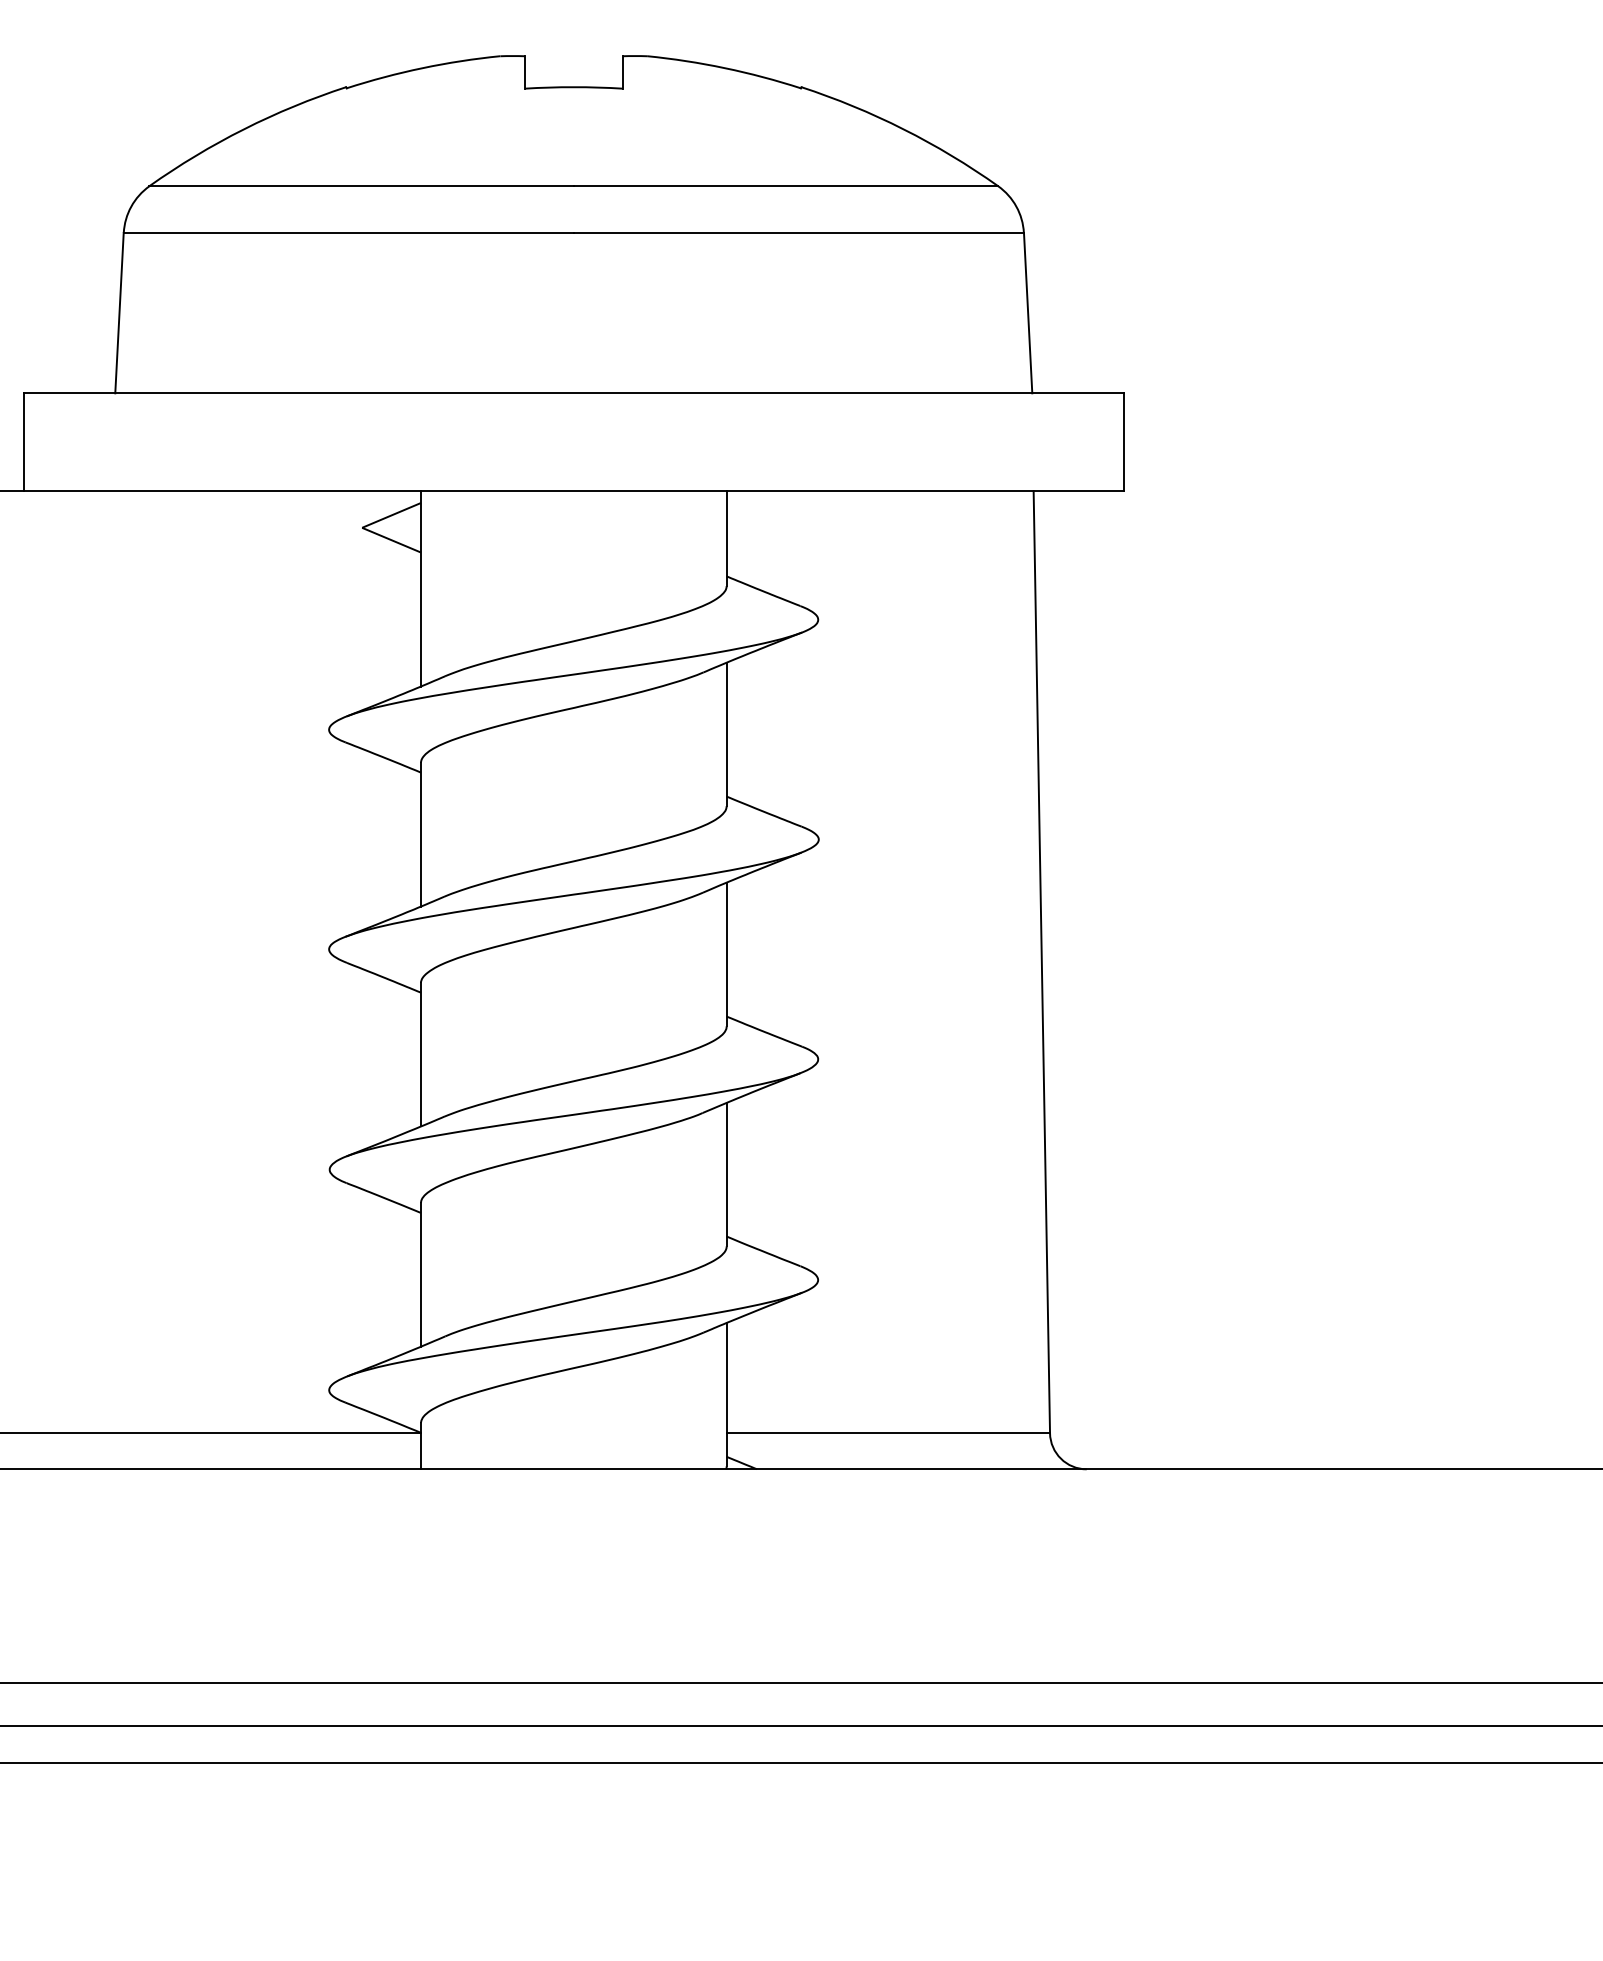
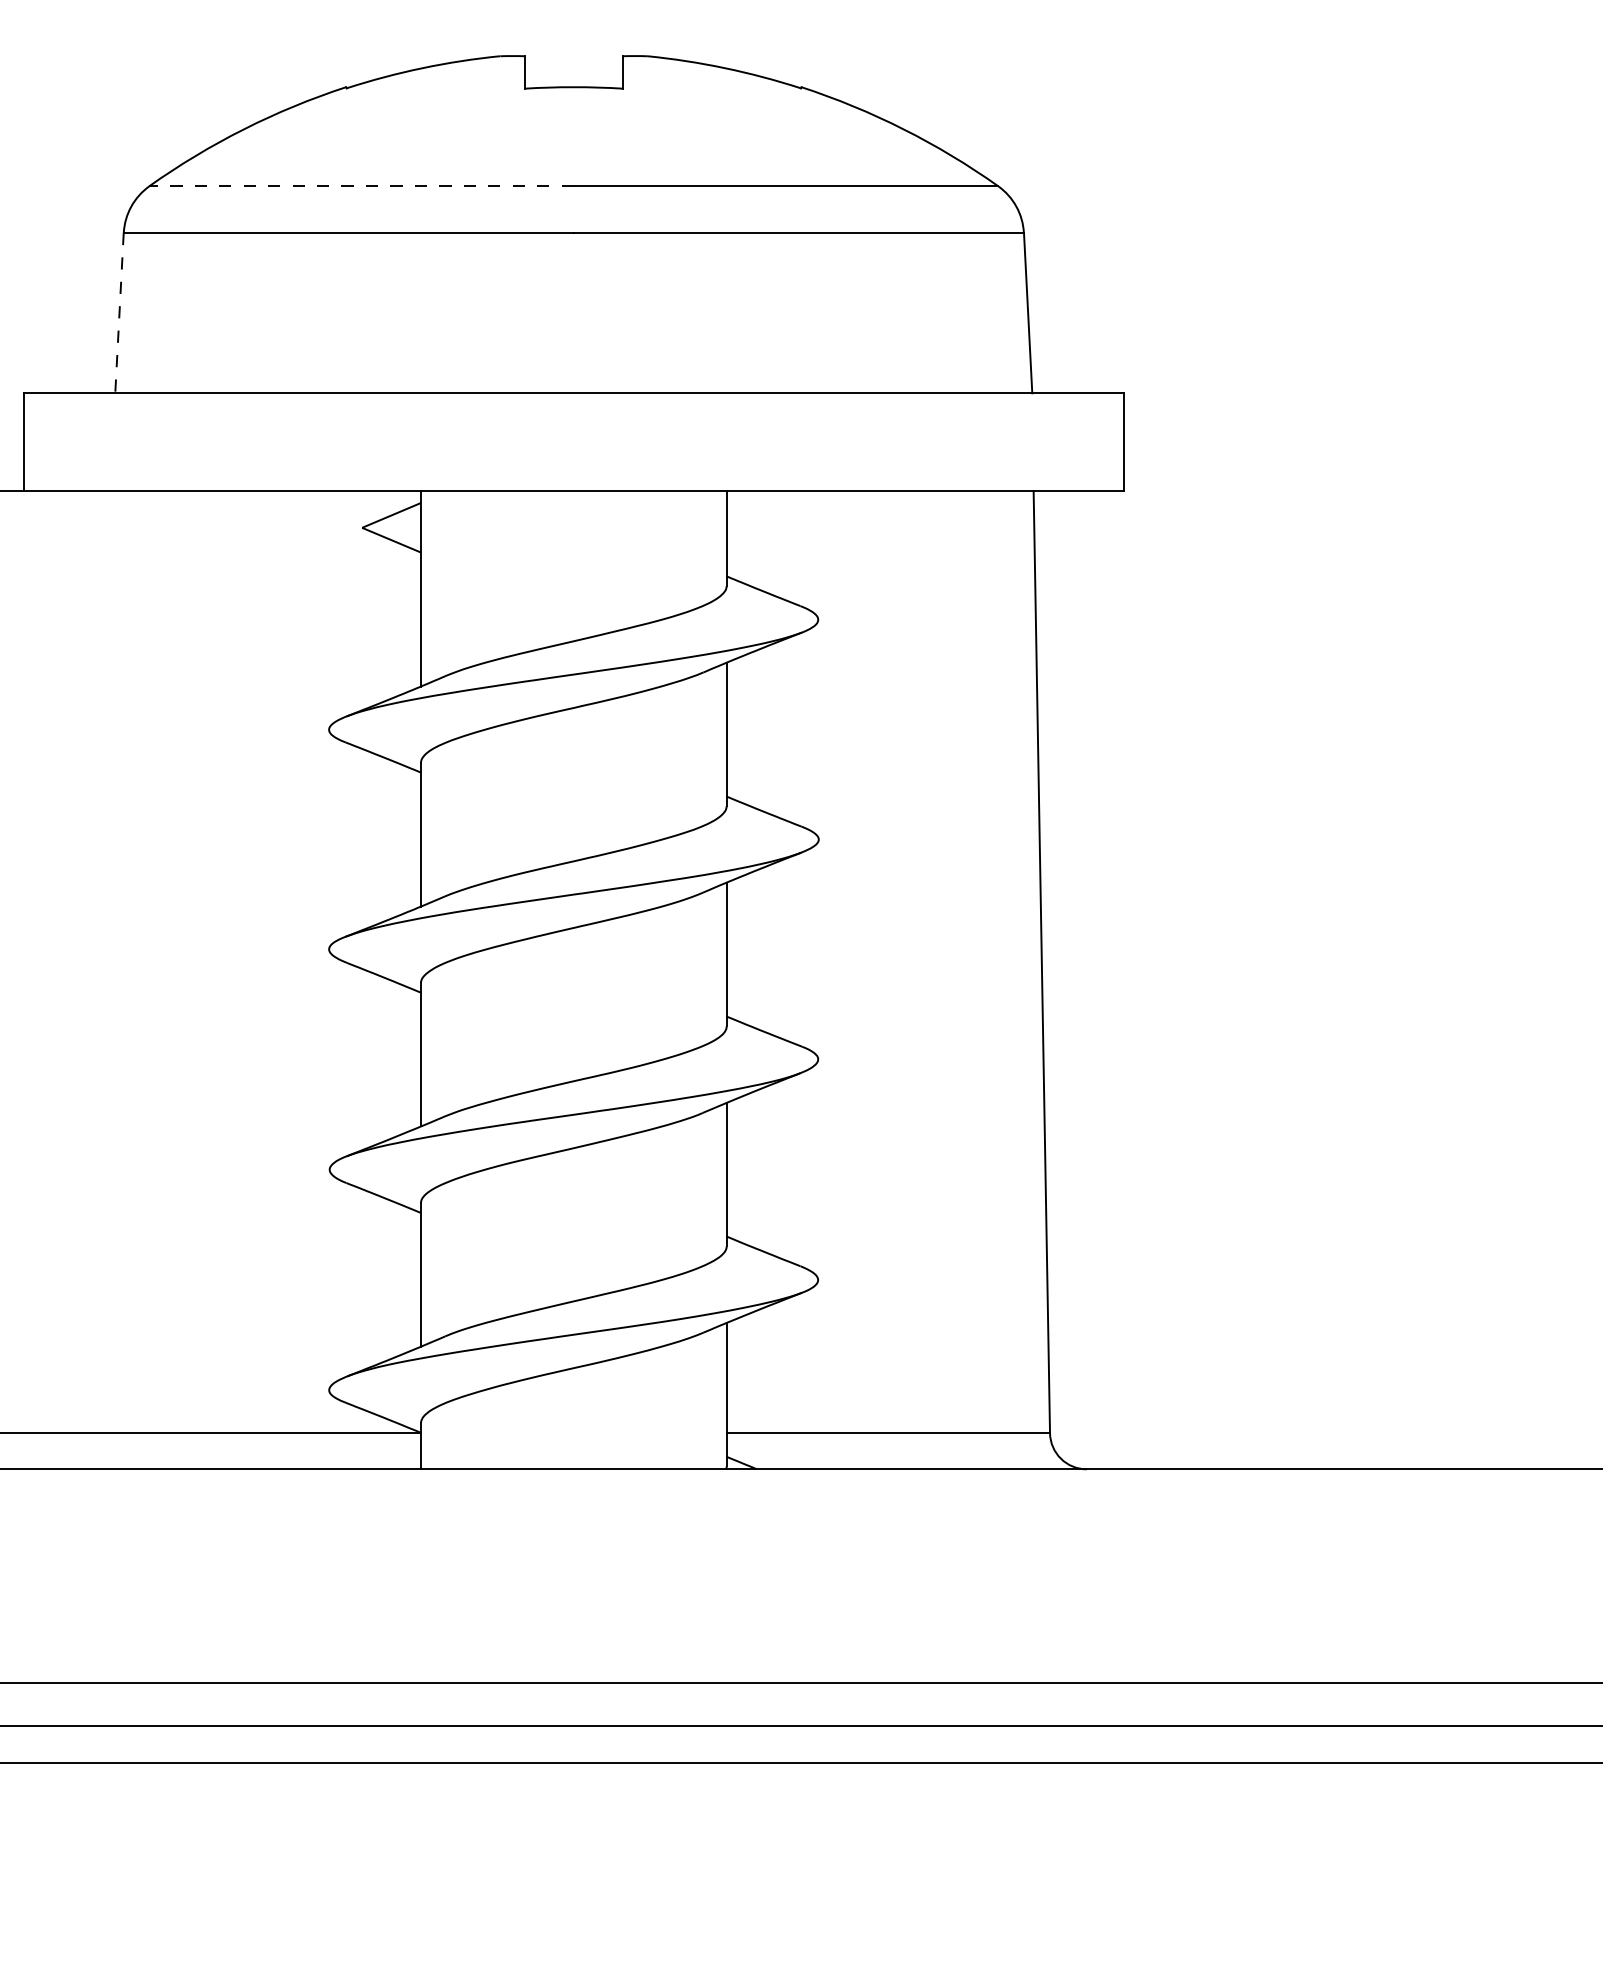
line: solid -> dashed (361, 186)
line: solid -> dashed (119, 313)
